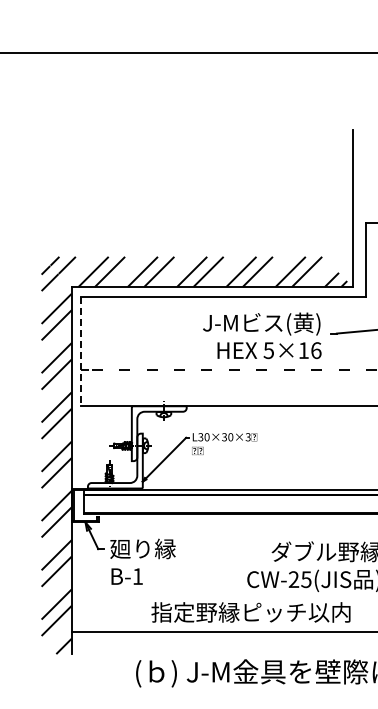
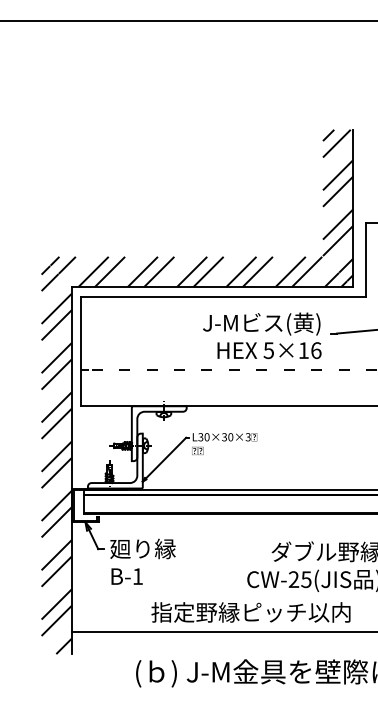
line position: (188, 53) -> (188, 21) (188, 21)
hatch: none -> present (338, 205)
line: dashed -> solid (81, 351)
